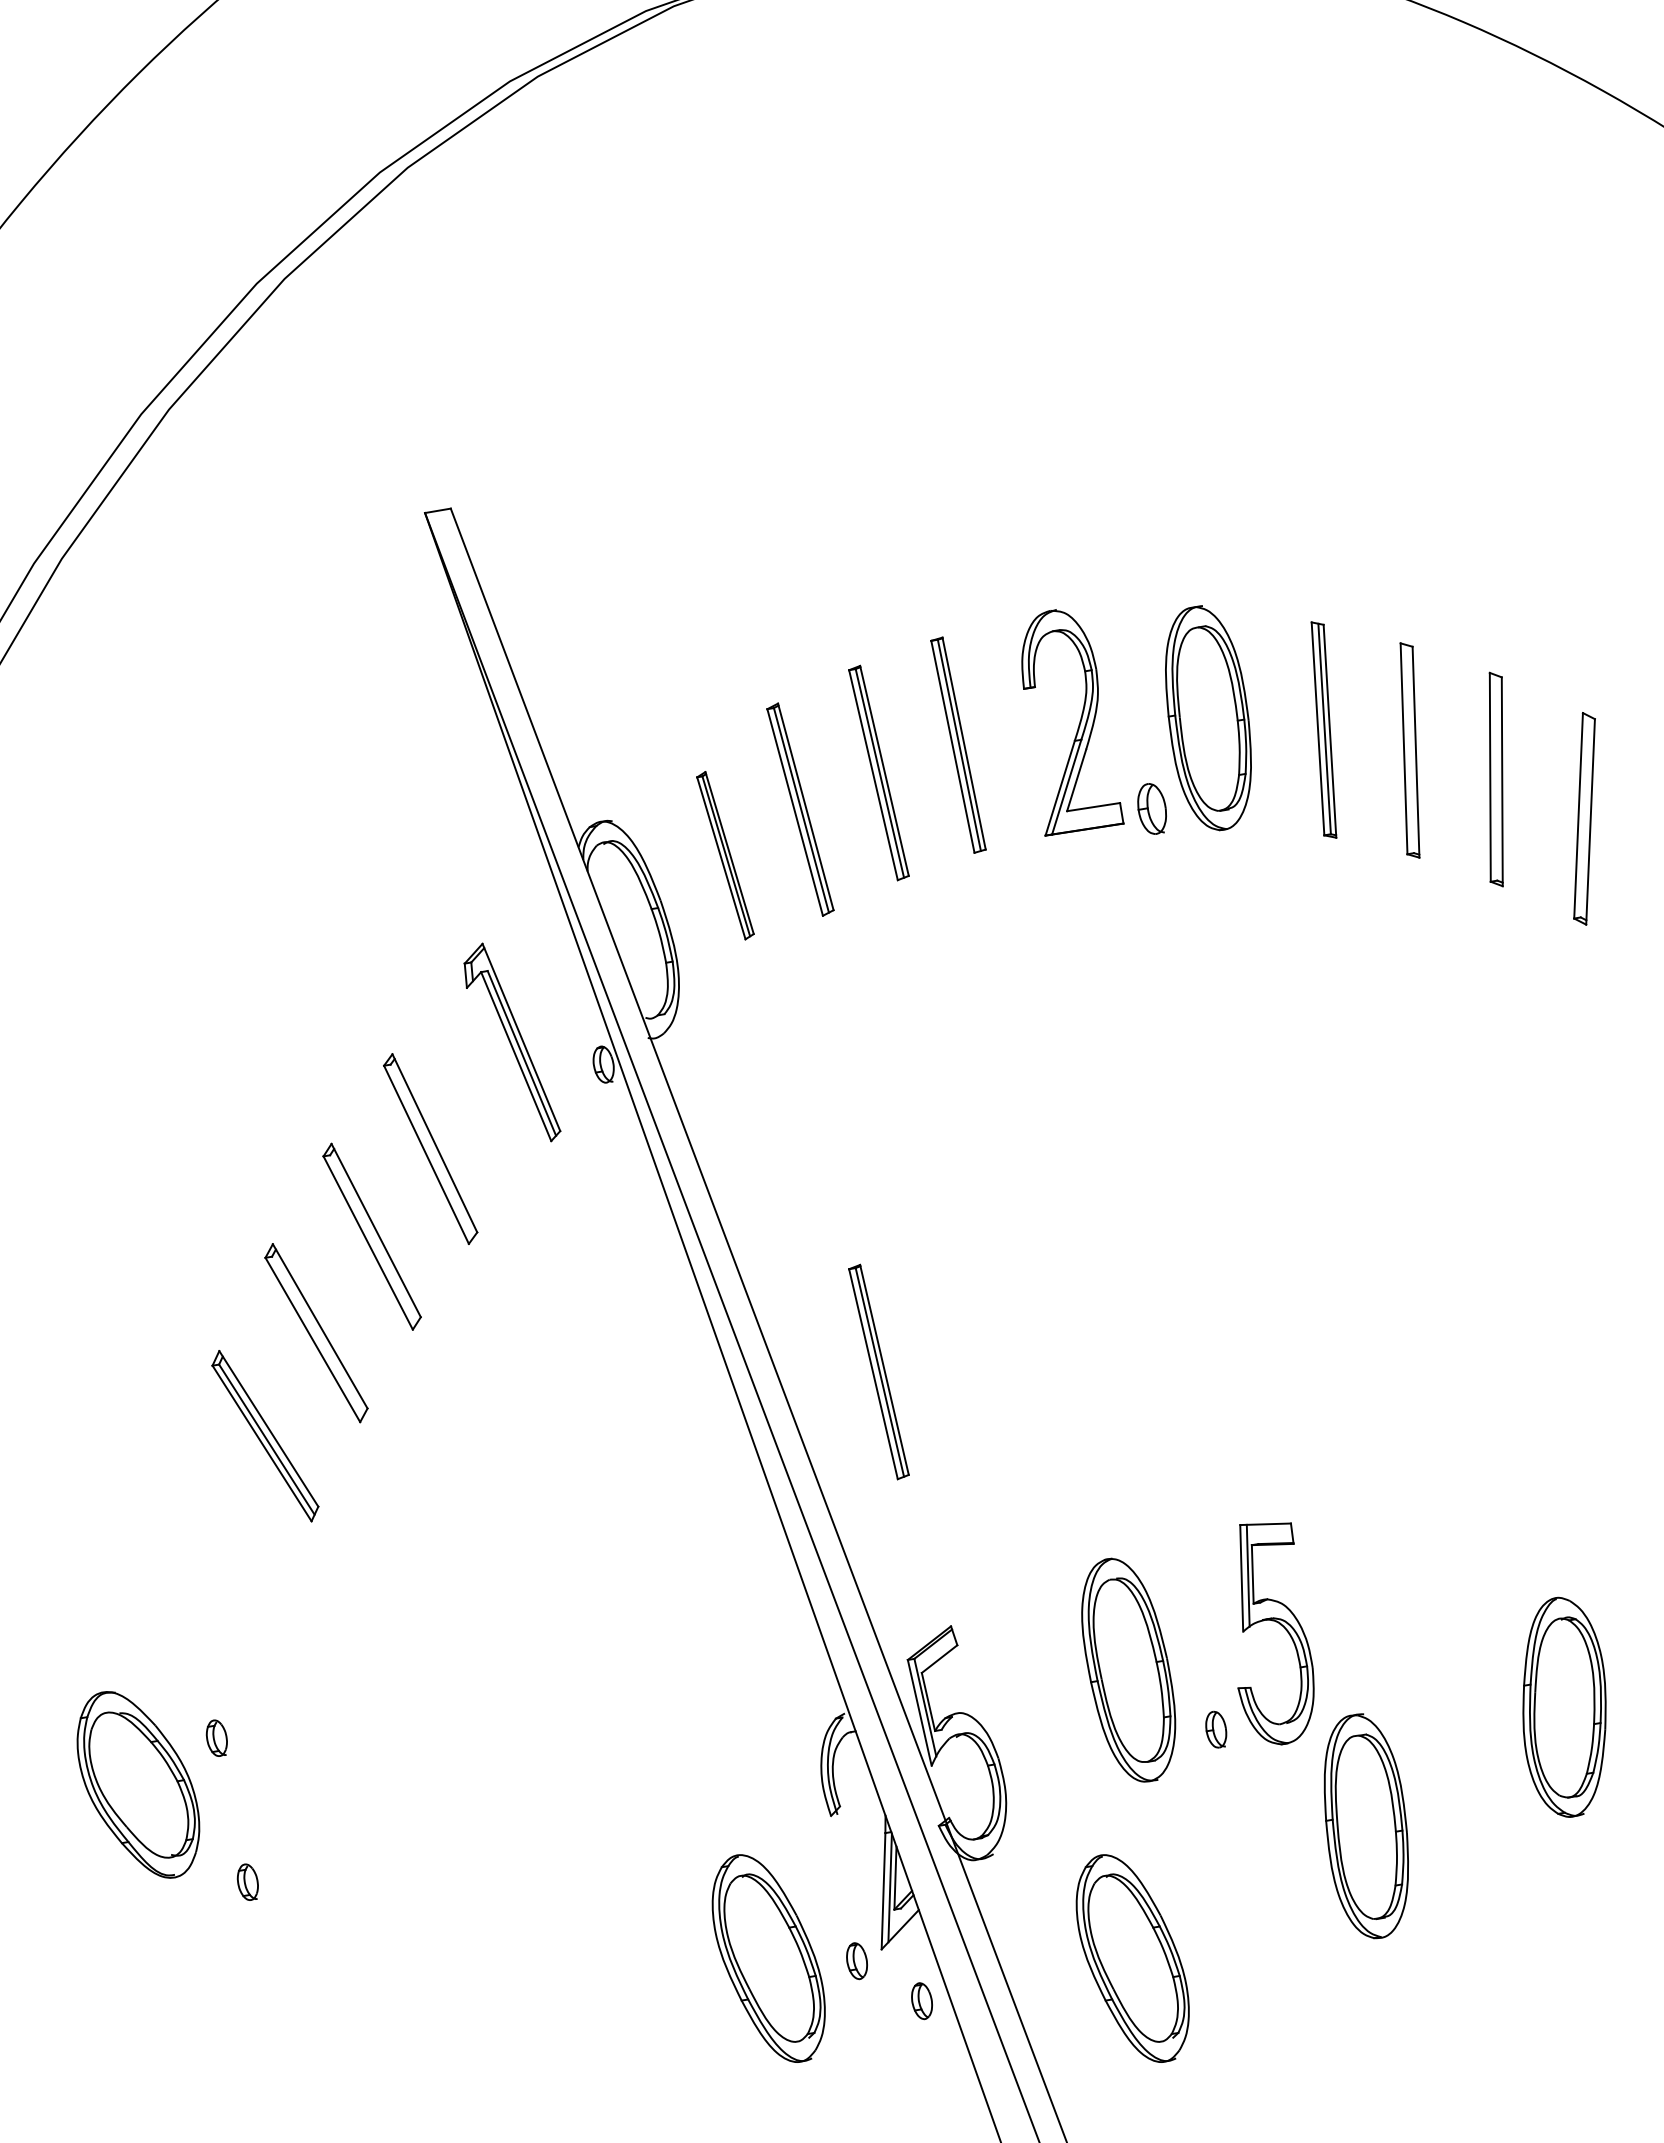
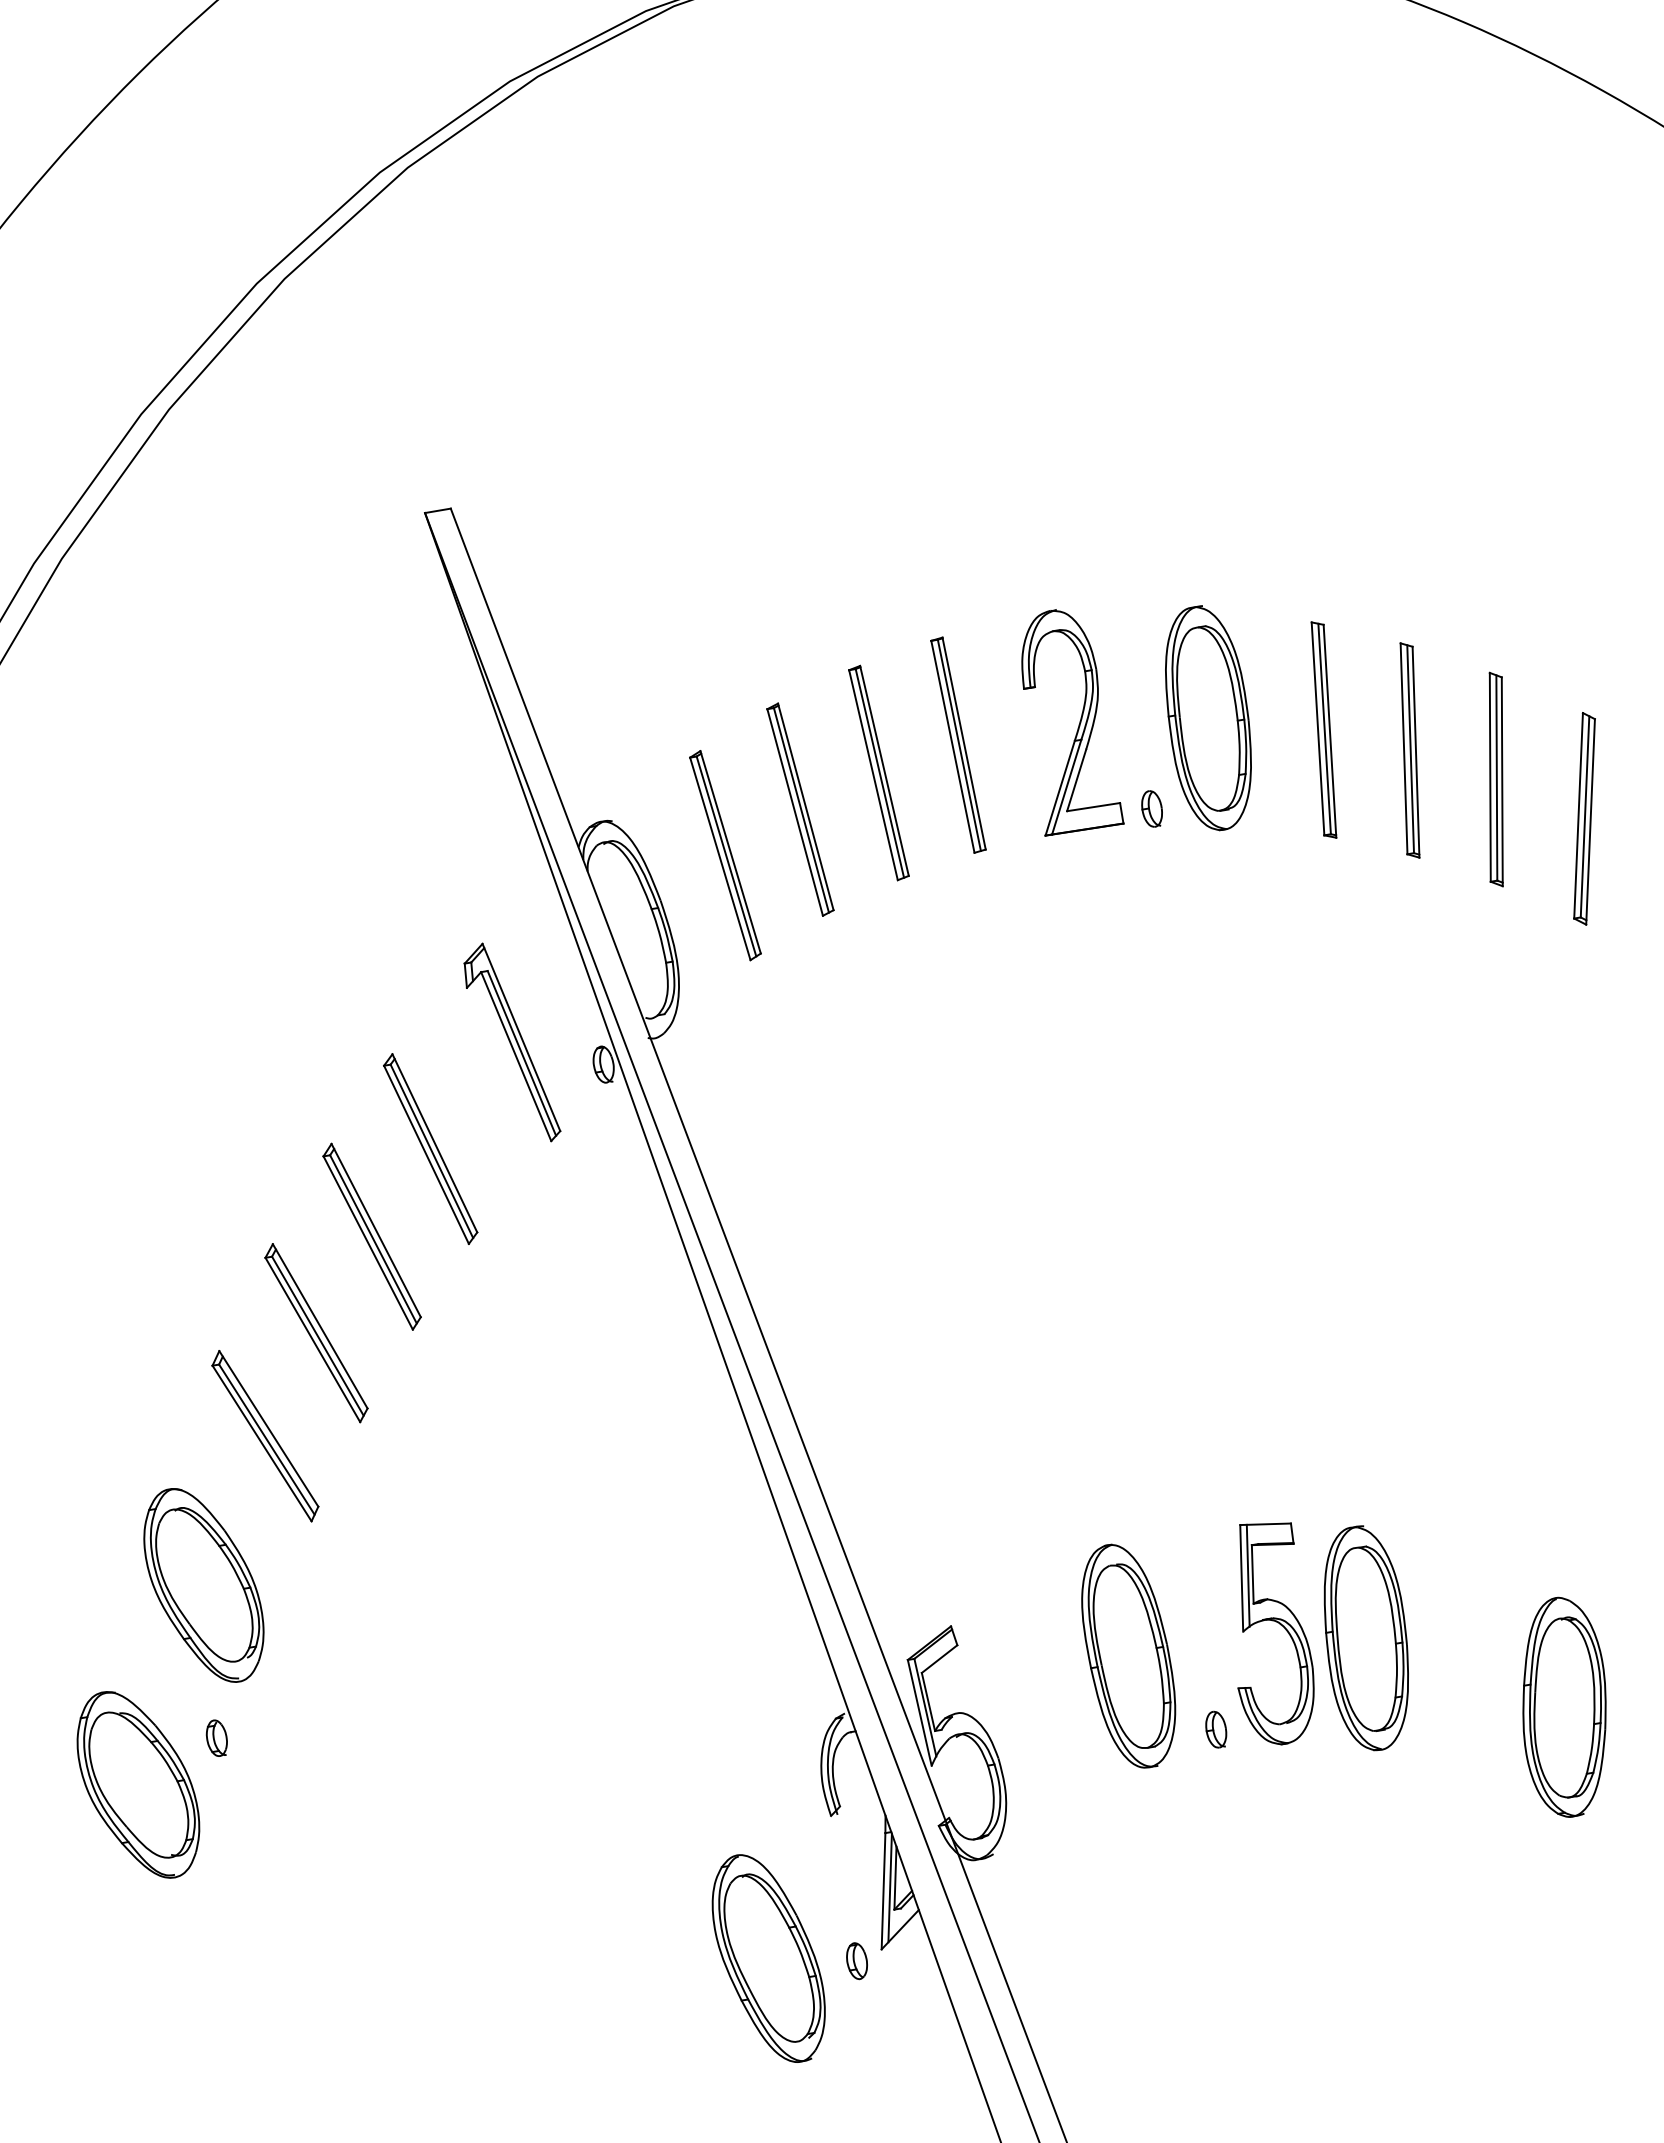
line: none -> present (1410, 749)
line: none -> present (1496, 777)
part size: 30x52 px -> 22x38 px (1151, 808)
line: none -> present (1584, 816)
part size: 59x170 px -> 73x212 px (725, 855)
line: none -> present (431, 1151)
line: none -> present (373, 1239)
line: none -> present (317, 1335)
part: present -> none (878, 1371)
part: none -> present (203, 1585)
part position: (1128, 1669) -> (1128, 1655) (1128, 1655)
part position: (1365, 1826) -> (1365, 1638) (1365, 1638)
part: present -> none (247, 1881)
part: present -> none (1132, 1958)
part: present -> none (921, 2001)
